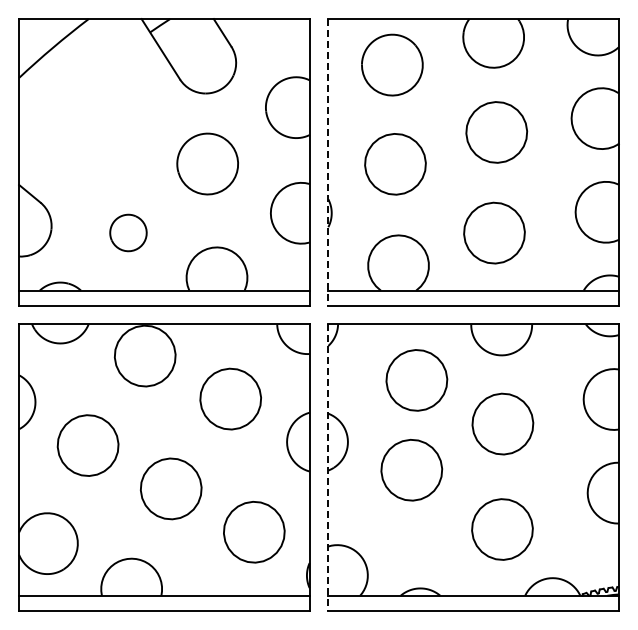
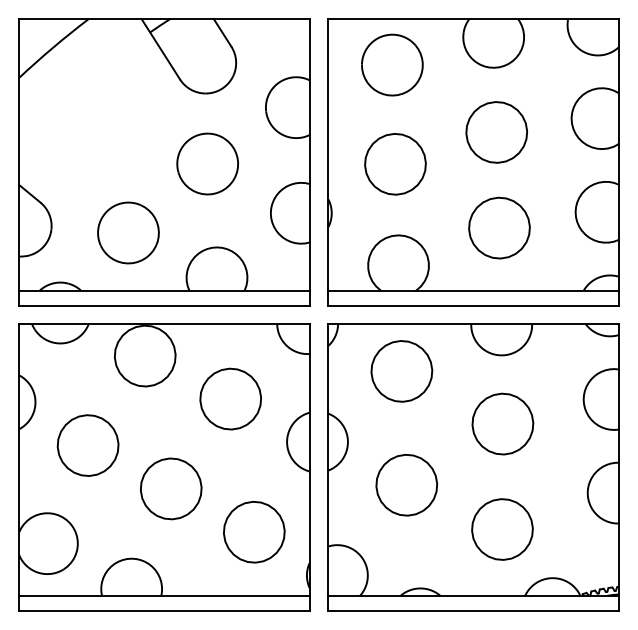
line: dashed -> solid (328, 162)
part size: 39x40 px -> 63x64 px (128, 232)
part position: (494, 232) -> (499, 227) (499, 227)
part position: (416, 380) -> (401, 371) (401, 371)
line: dashed -> solid (328, 468)
part position: (411, 470) -> (406, 485) (406, 485)
